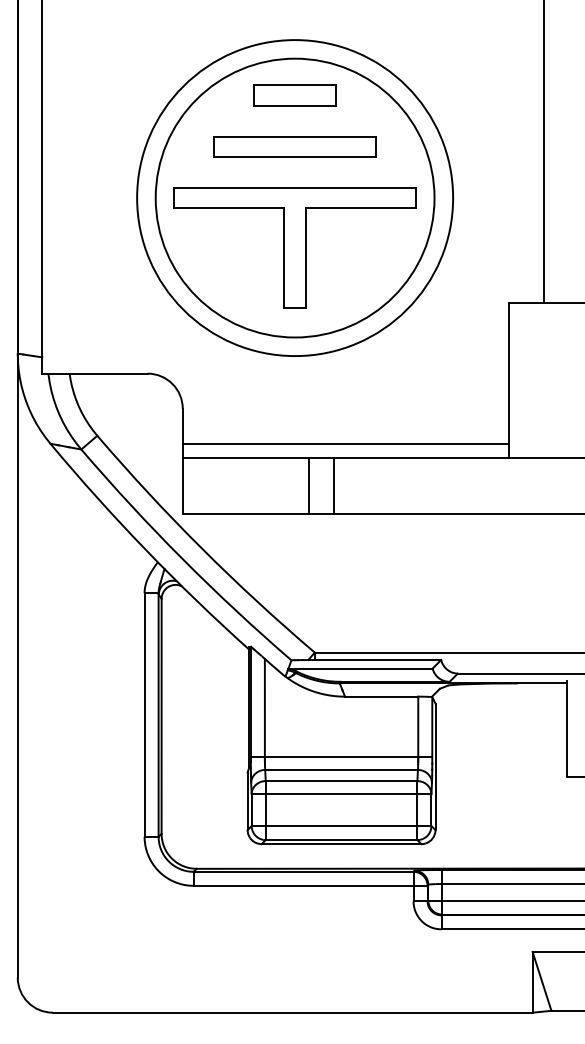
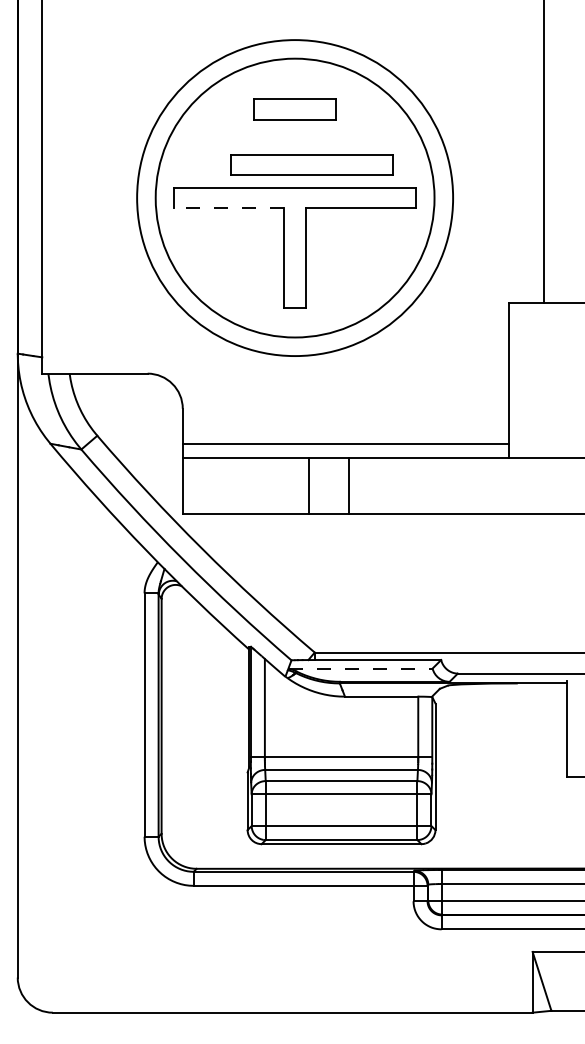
part position: (294, 95) -> (294, 109) (294, 109)
part position: (294, 146) -> (311, 164) (311, 164)
line: solid -> dashed (228, 208)
line position: (333, 485) -> (348, 485) (348, 485)
line: solid -> dashed (361, 668)
